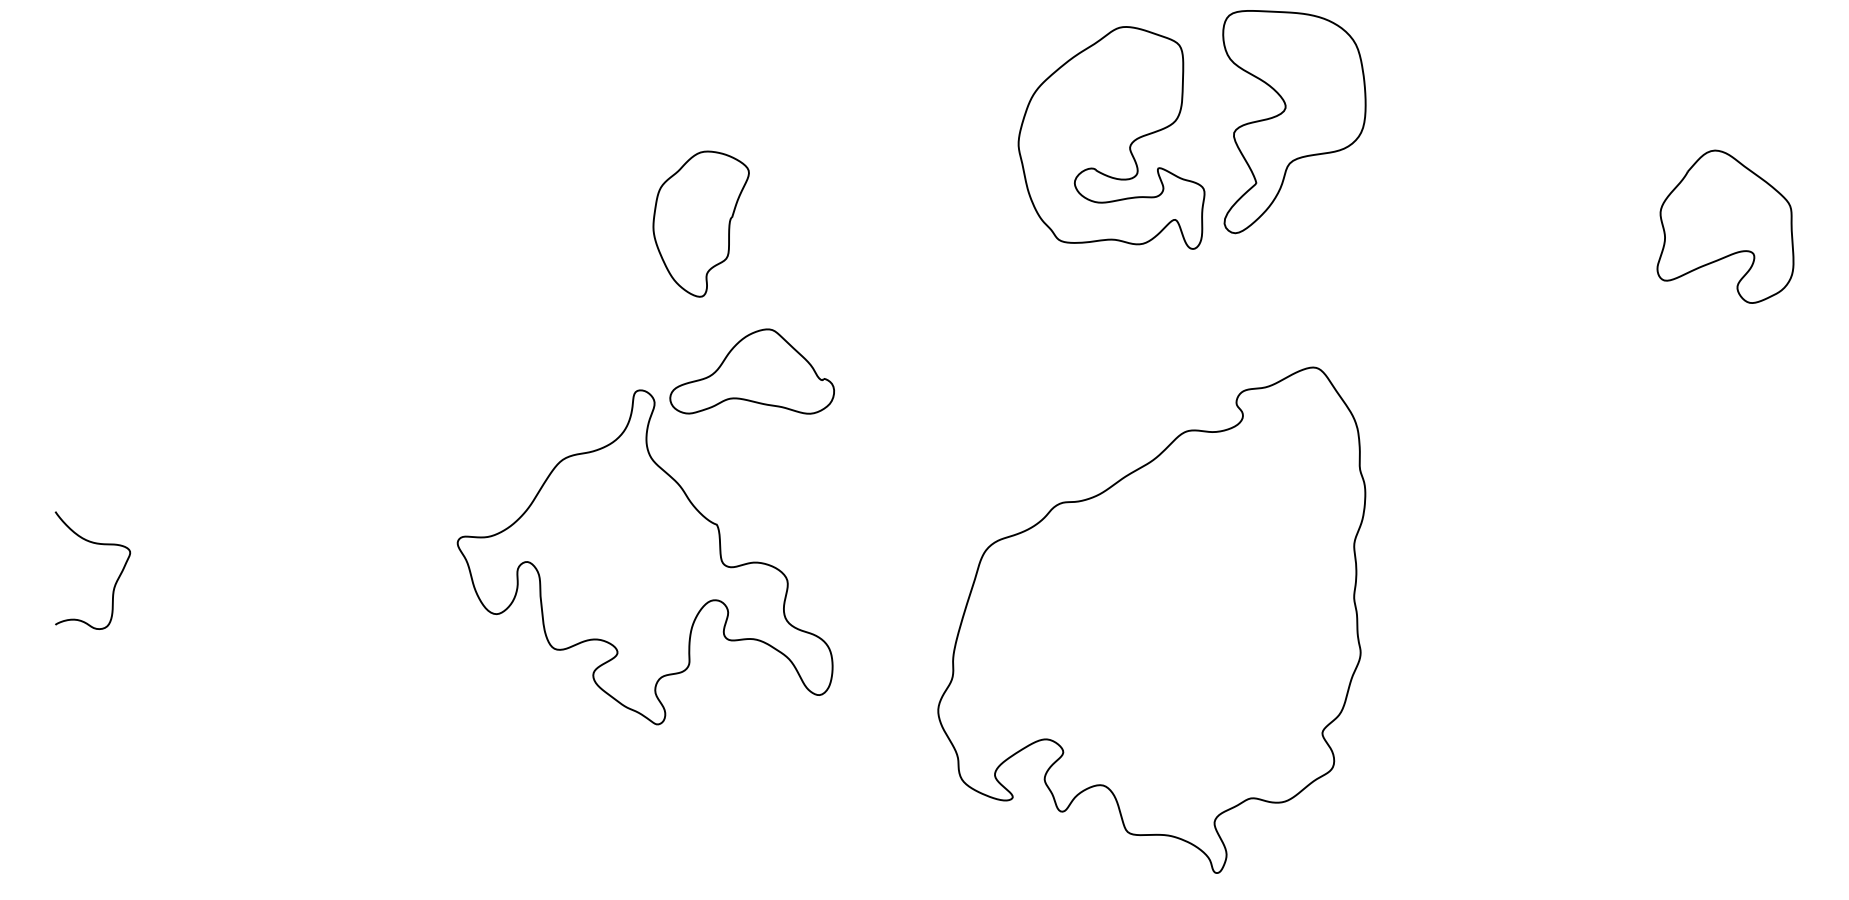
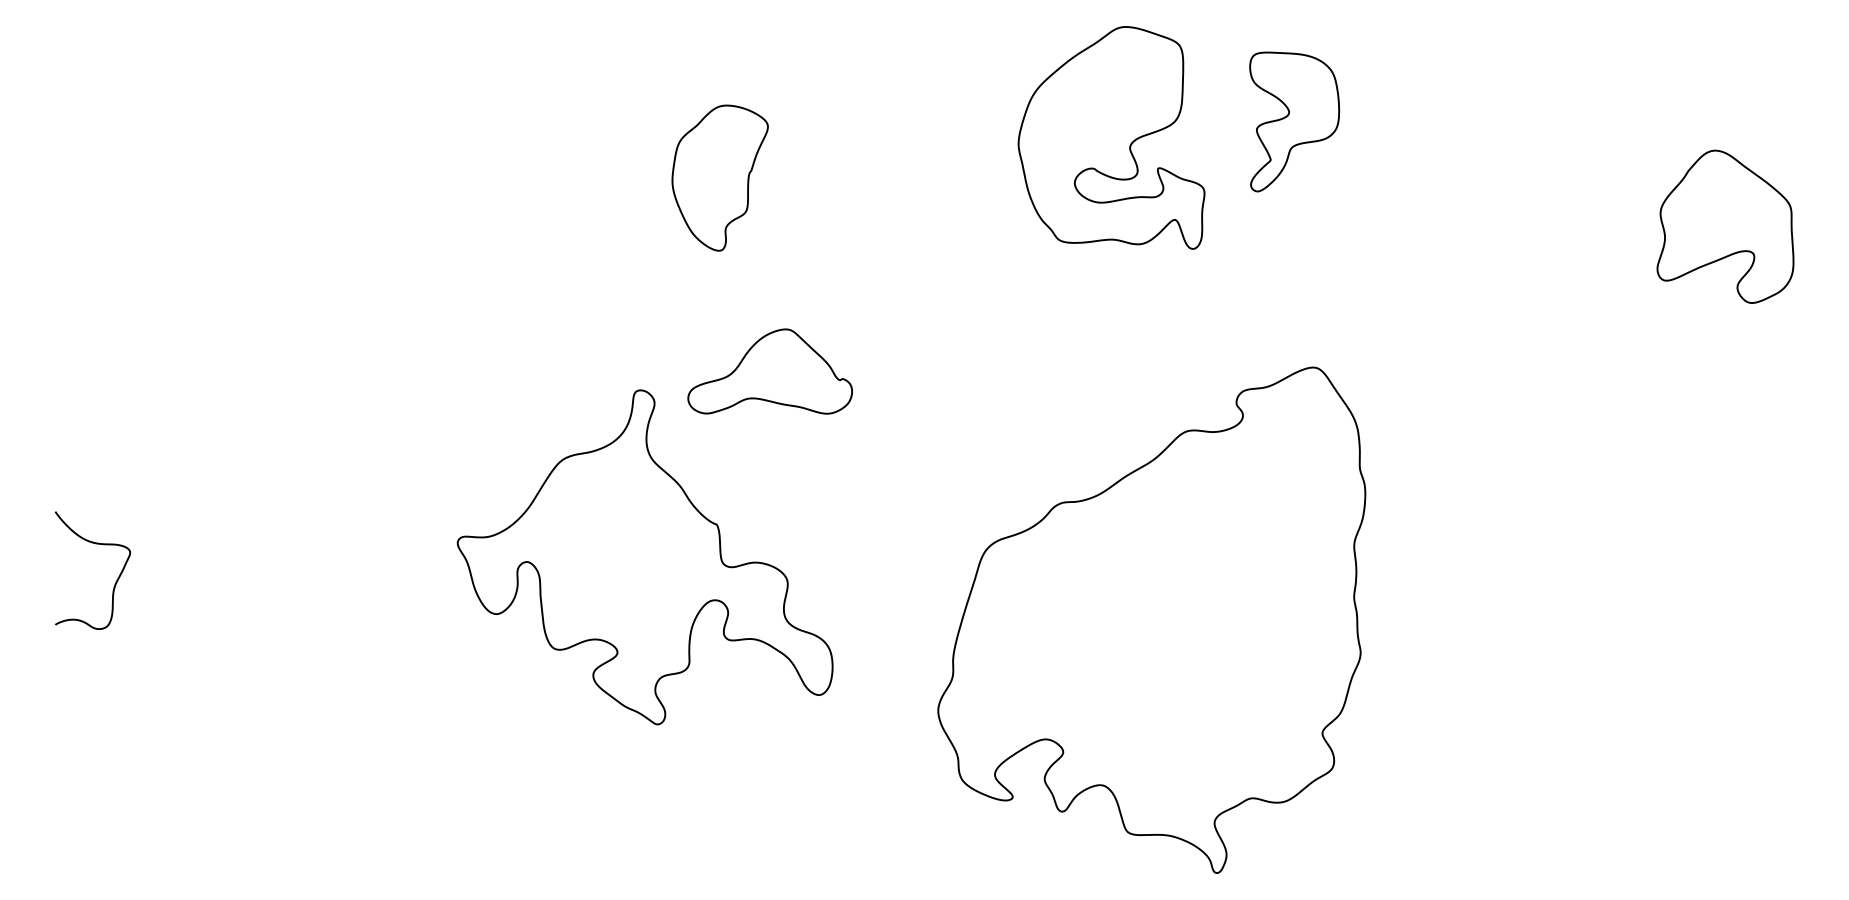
part size: 145x225 px -> 92x142 px (1294, 121)
part position: (700, 223) -> (719, 177) (719, 177)
part position: (751, 371) -> (769, 371) (769, 371)
